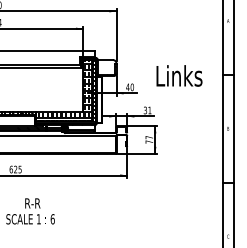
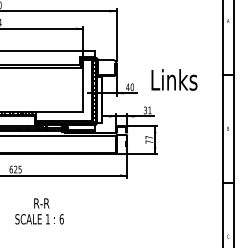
text position: (179, 75) -> (174, 79) (174, 79)
hatch: present -> none (64, 90)
text position: (30, 211) -> (39, 211) (39, 211)
